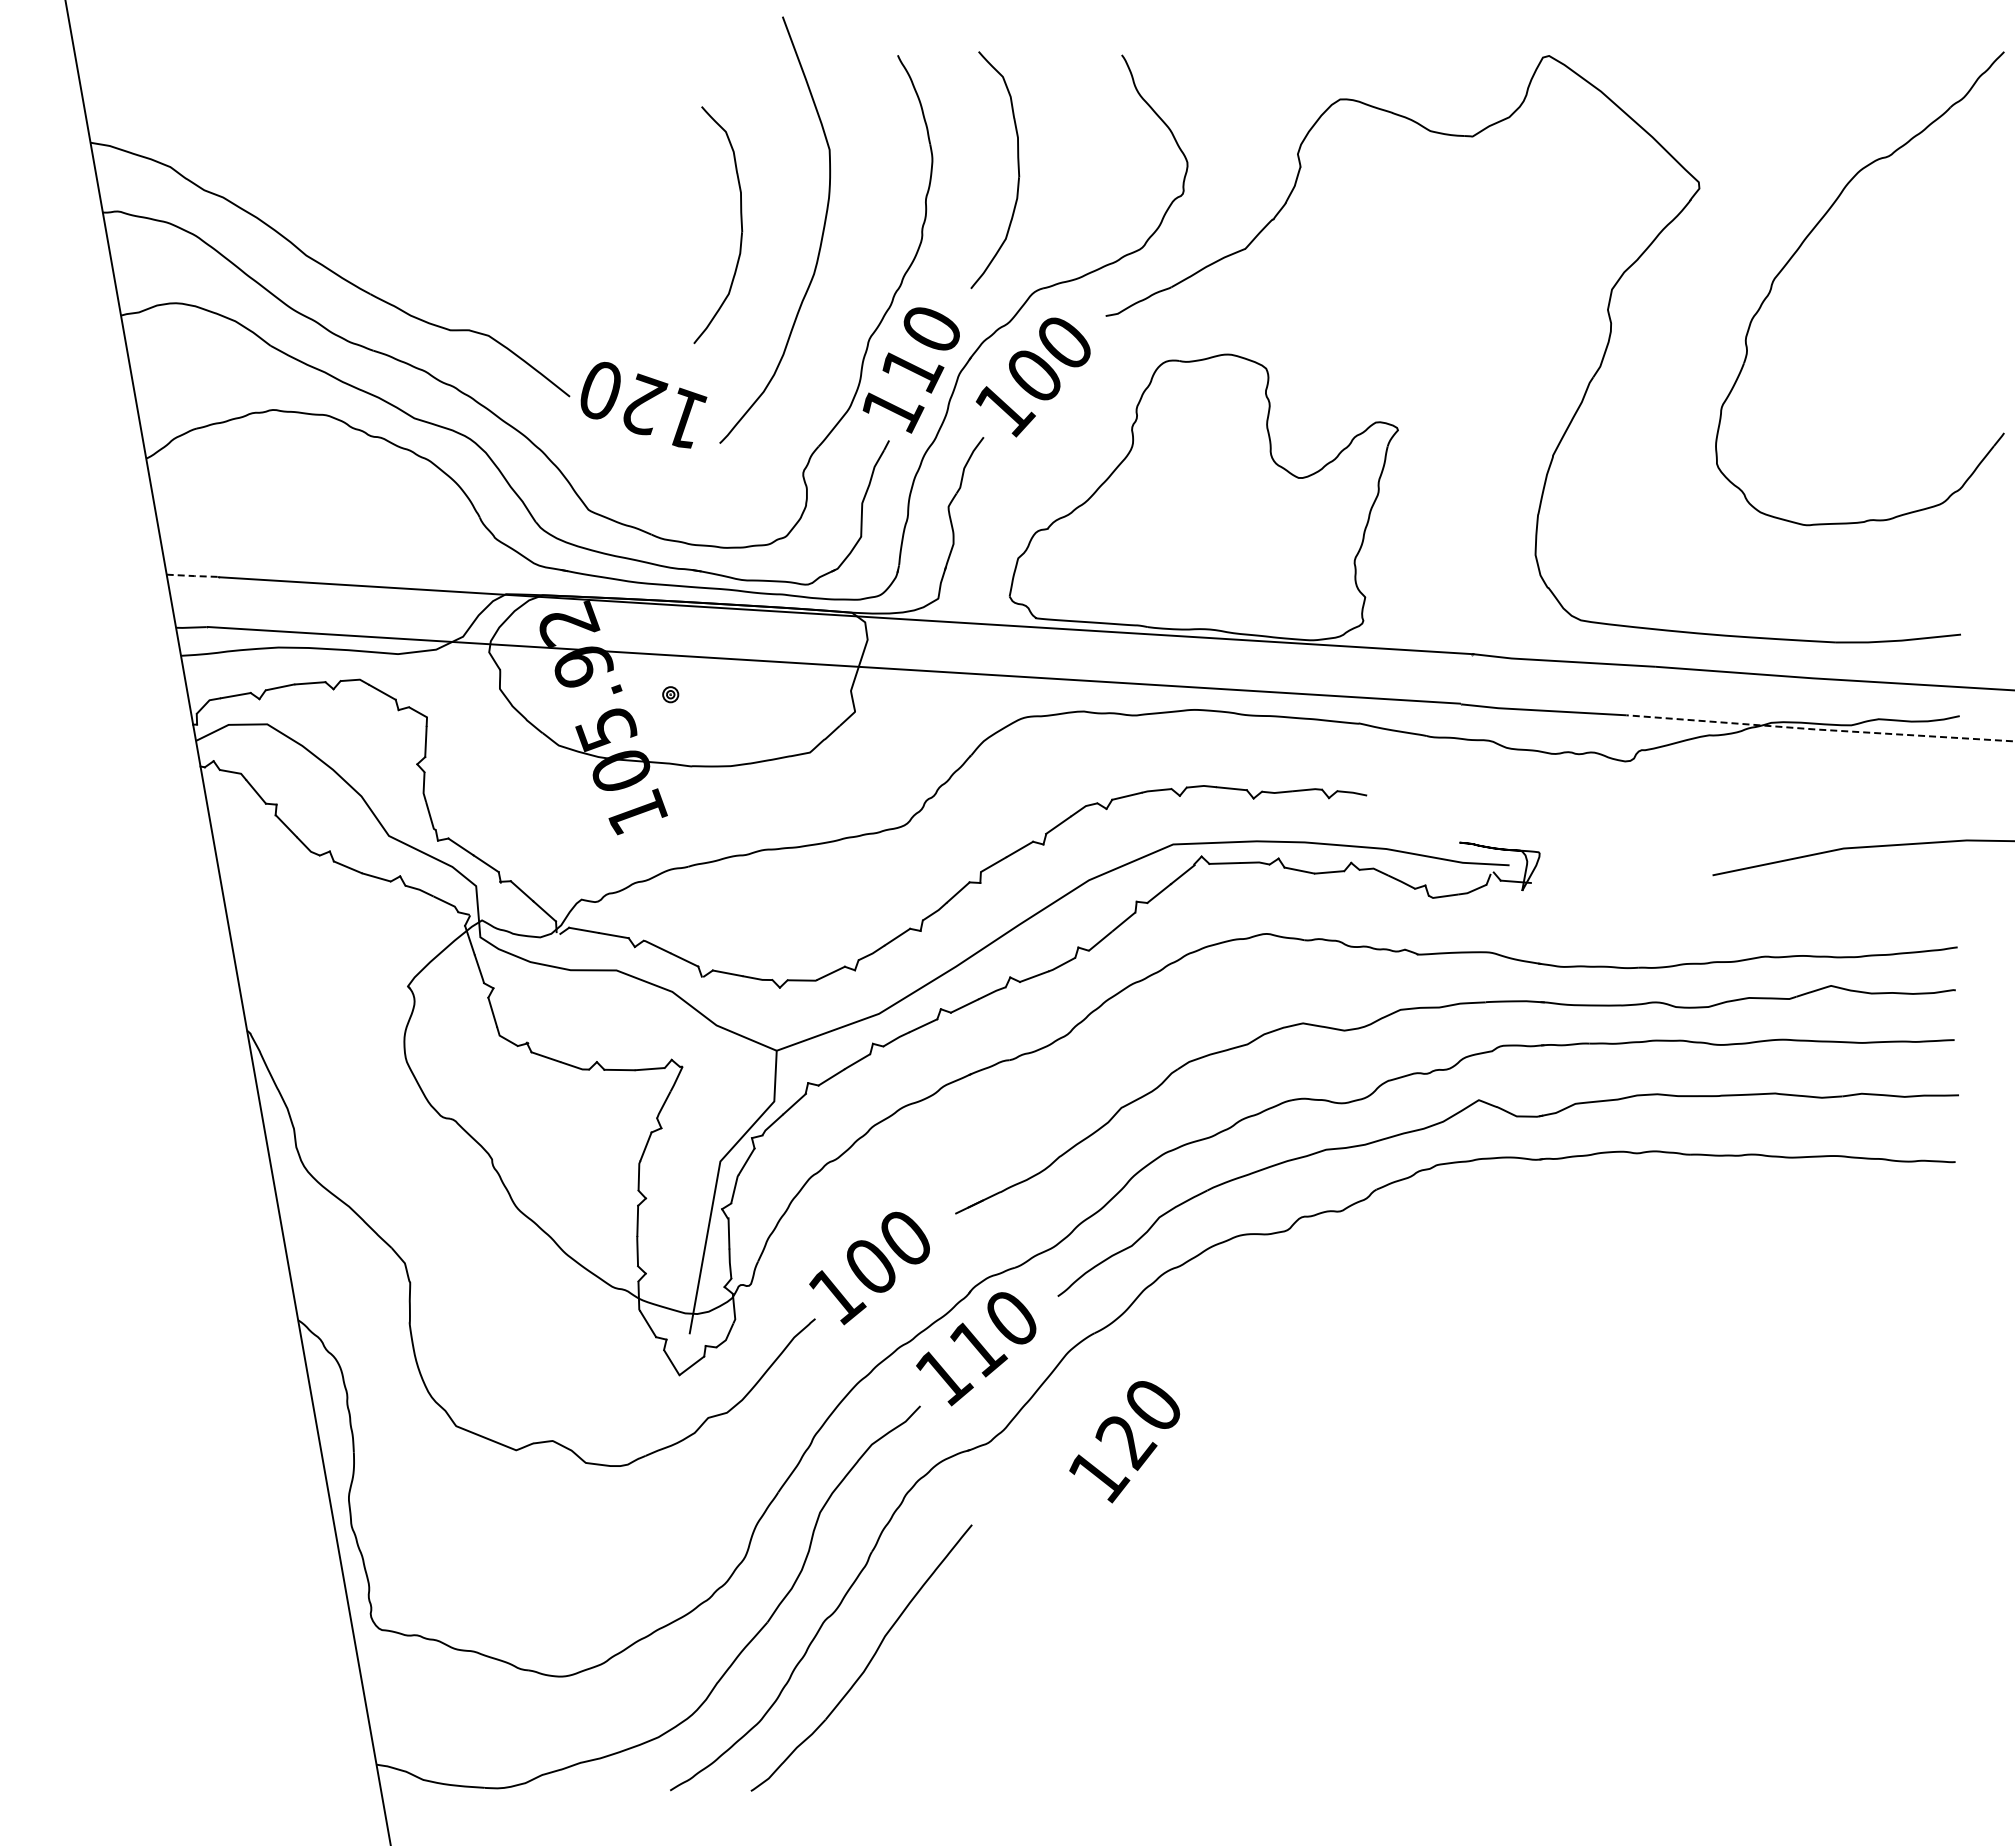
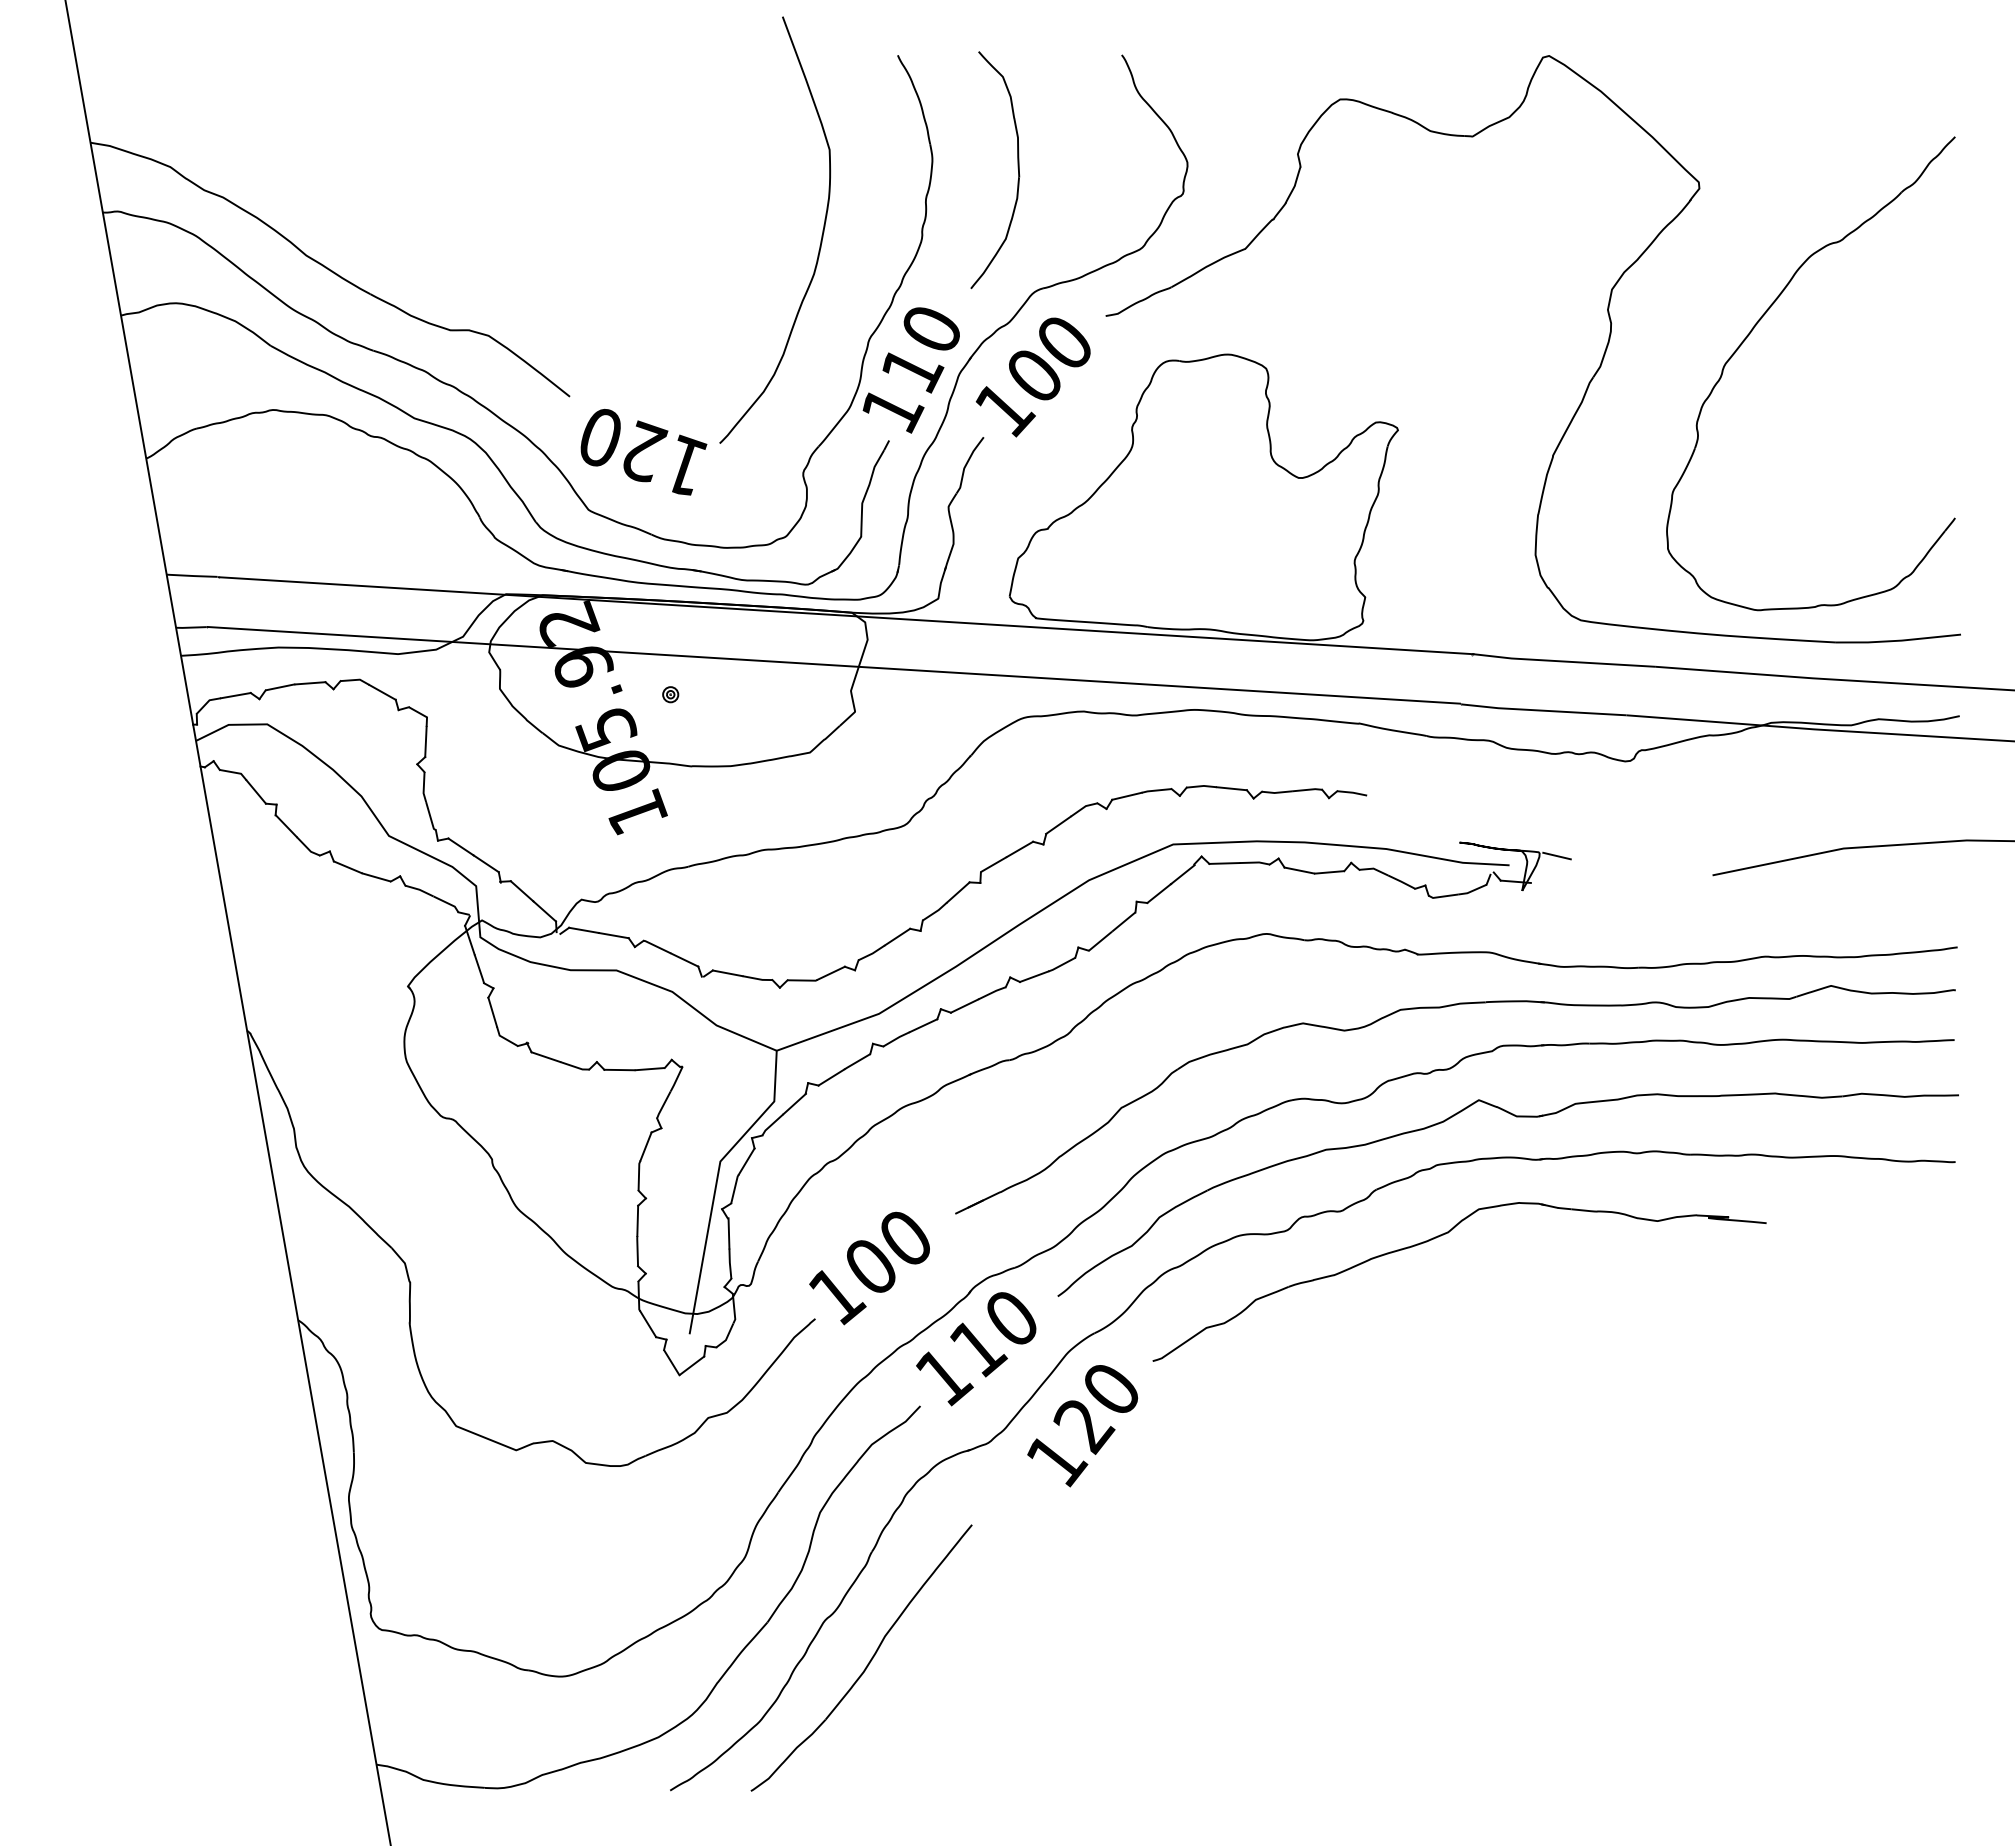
part: present -> none (740, 223)
part position: (1801, 246) -> (1752, 331) (1752, 331)
text position: (643, 404) -> (643, 451) (643, 451)
line: dashed -> solid (193, 576)
line: dashed -> solid (1819, 729)
line: none -> present (1556, 855)
part: none -> present (1441, 1236)
text position: (1124, 1442) -> (1082, 1426) (1082, 1426)
